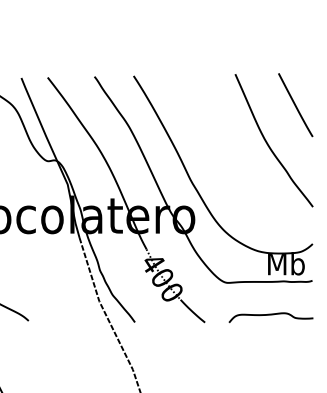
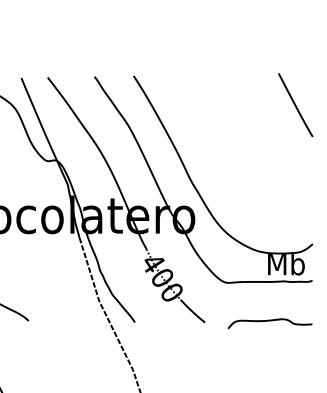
curve: present -> none (268, 143)
curve position: (270, 315) -> (269, 321) (269, 321)
